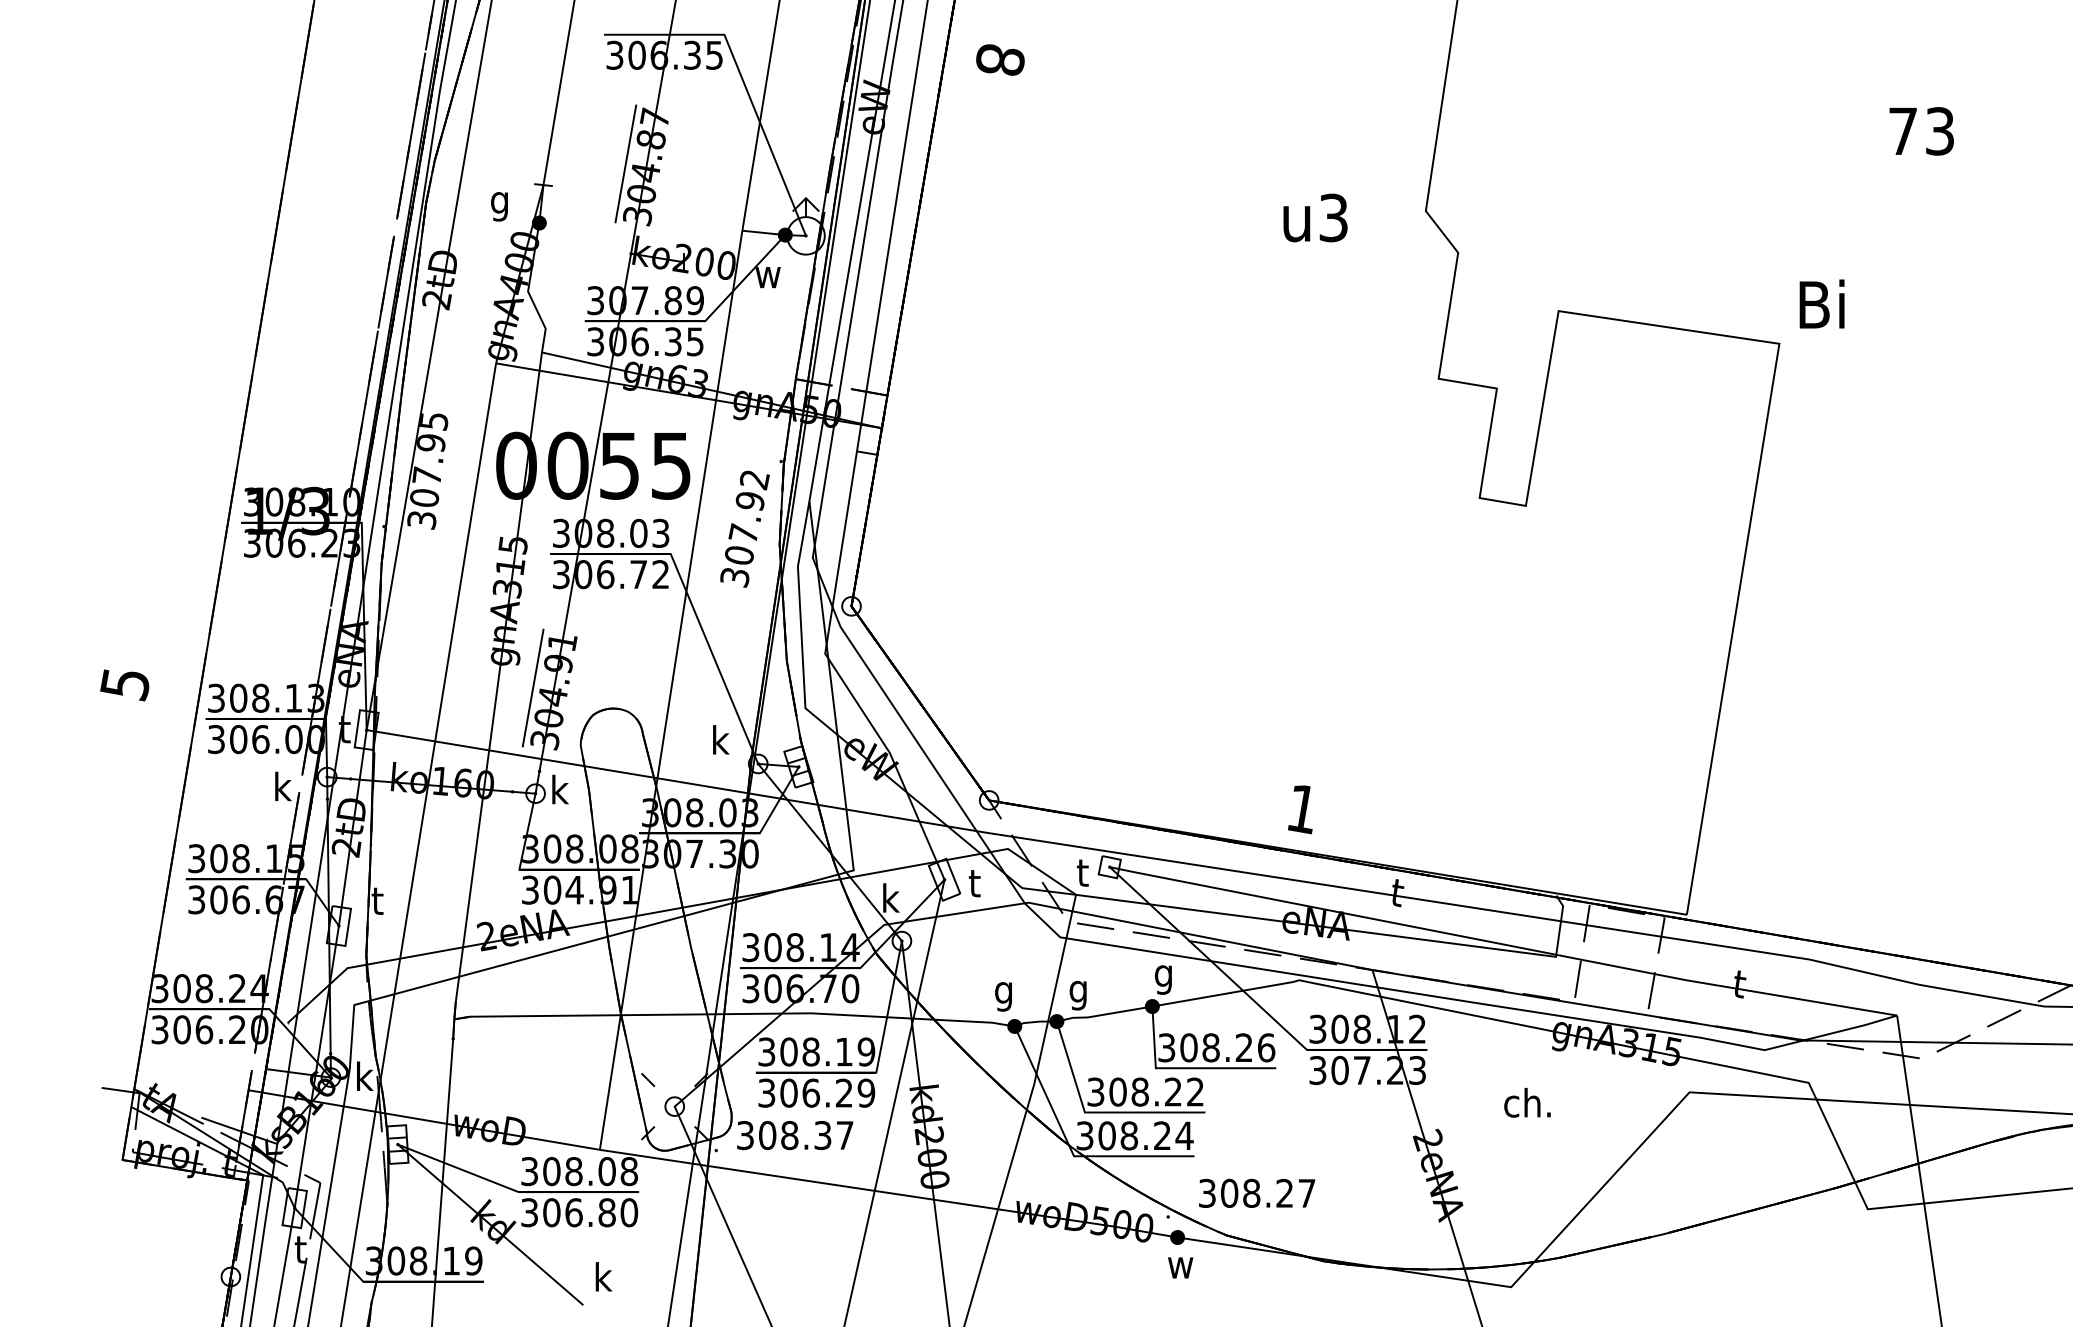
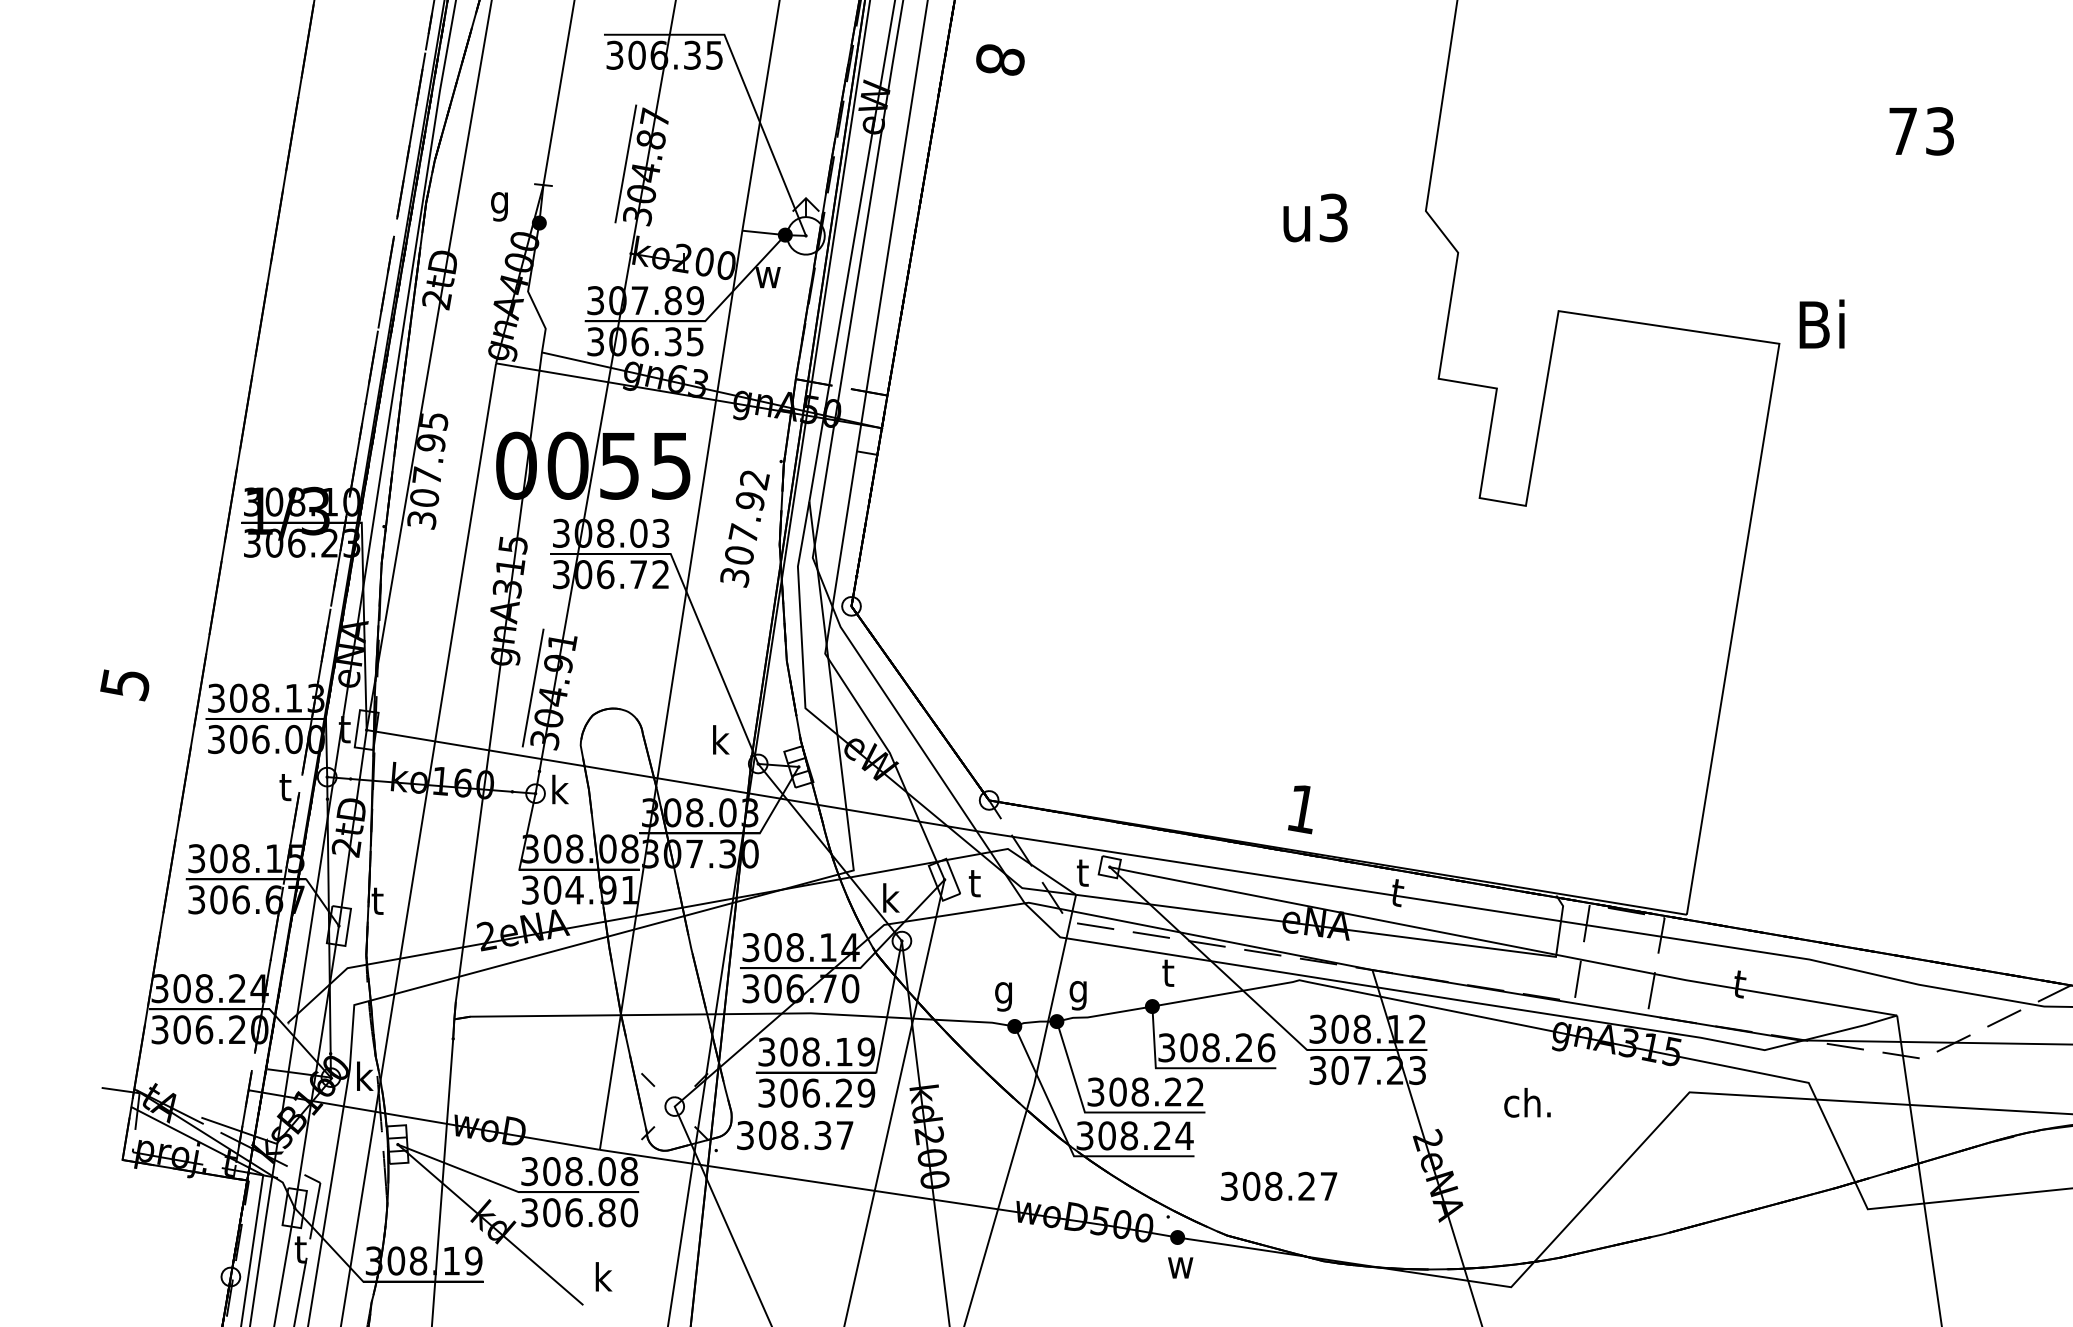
text position: (1821, 303) -> (1821, 323) (1821, 323)
text: k -> t (283, 786)
text: g -> t (1164, 976)
text position: (1257, 1192) -> (1279, 1185) (1279, 1185)
